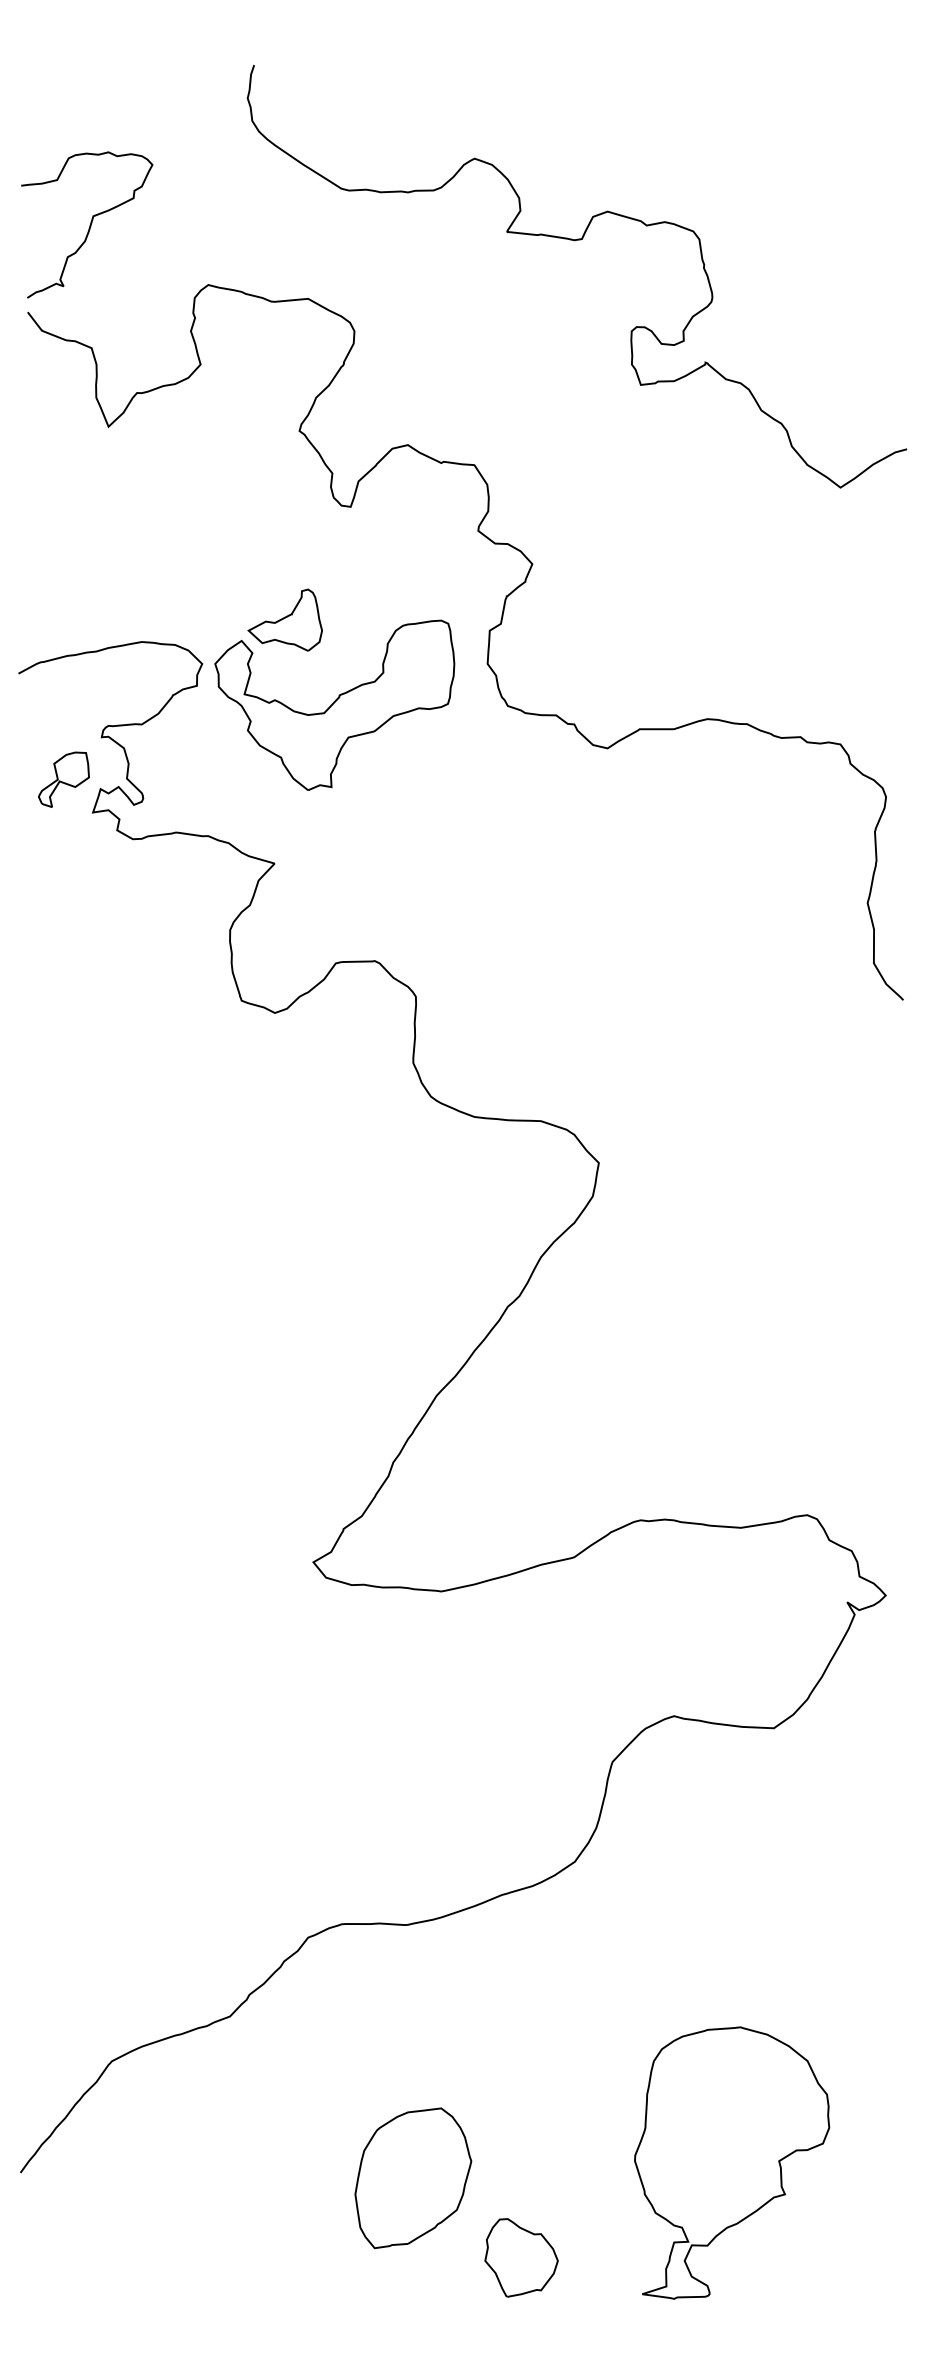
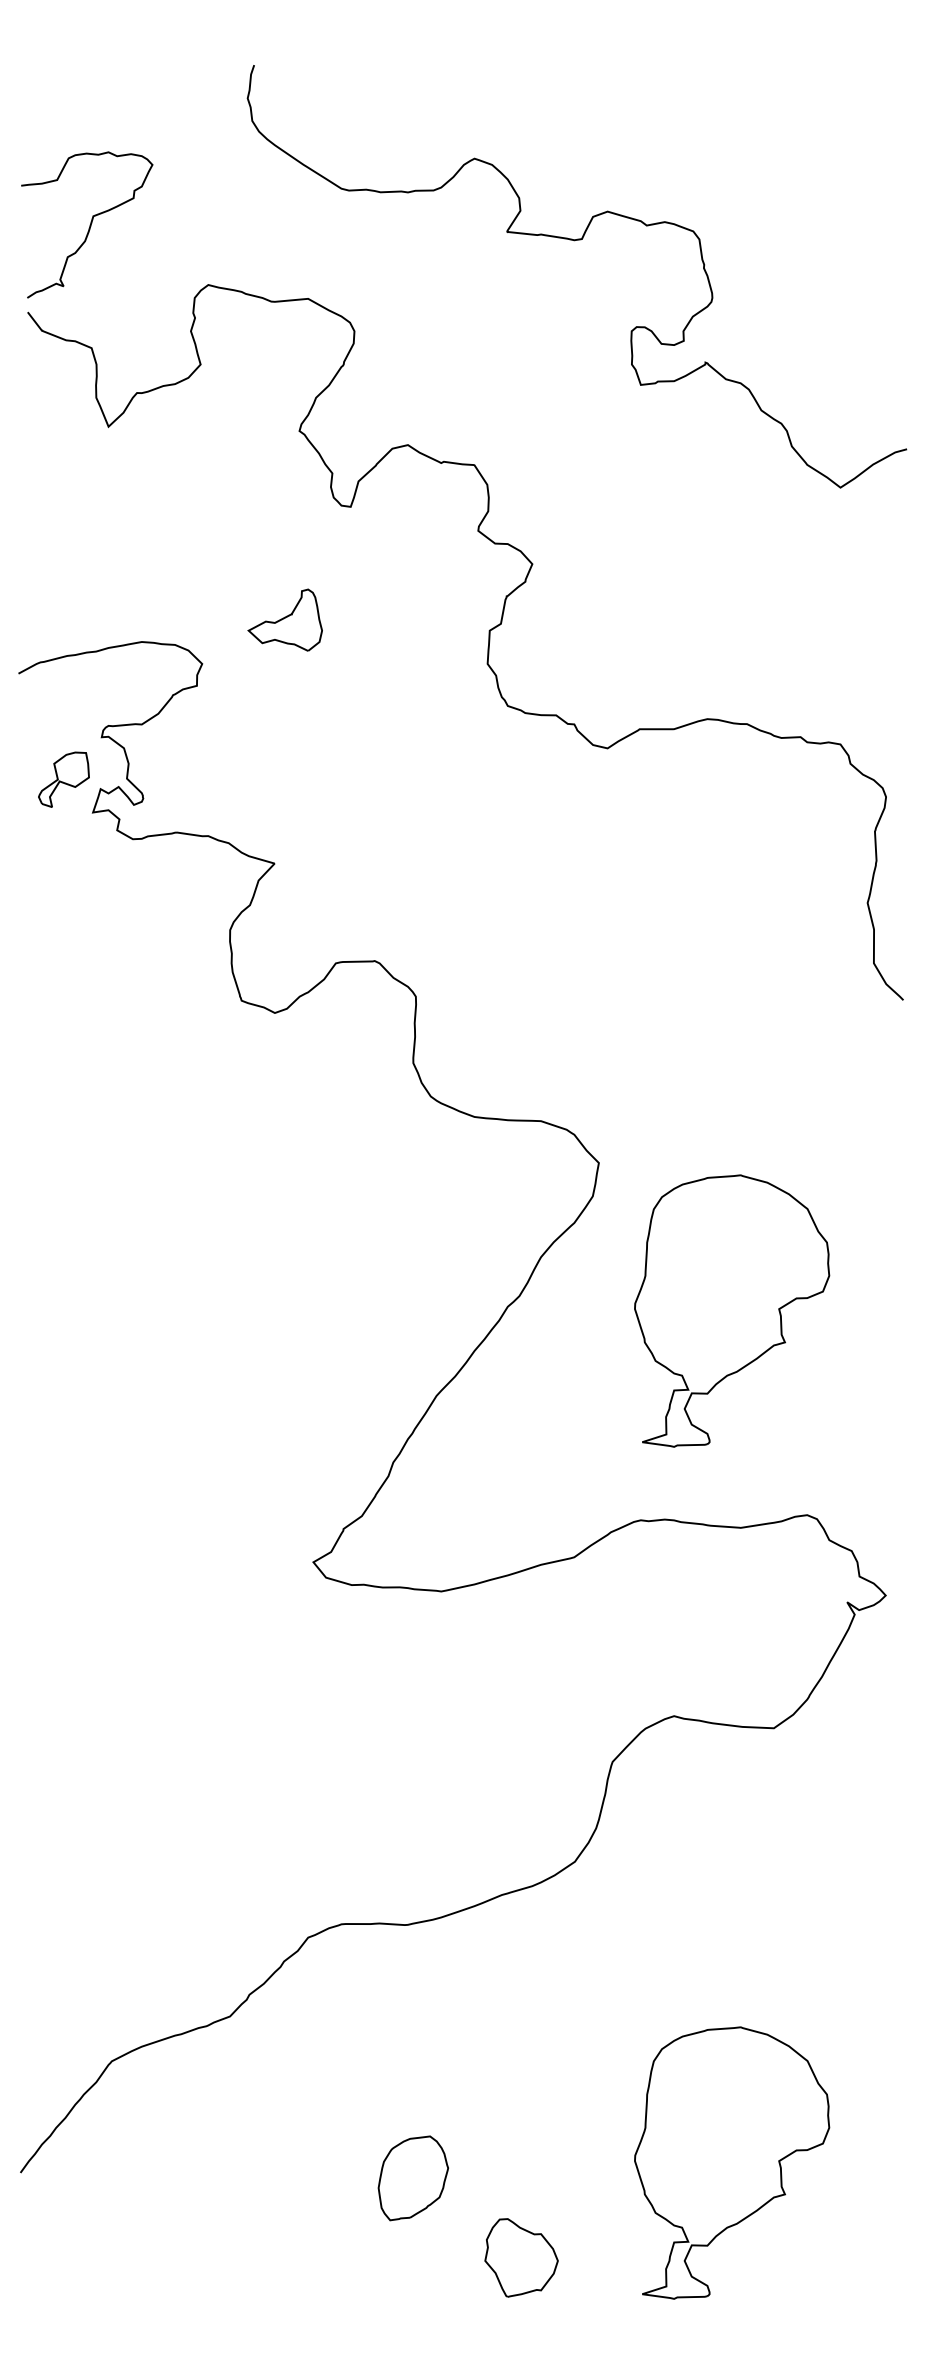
part: present -> none (334, 704)
part: none -> present (732, 1310)
part size: 119x143 px -> 72x87 px (412, 2178)
